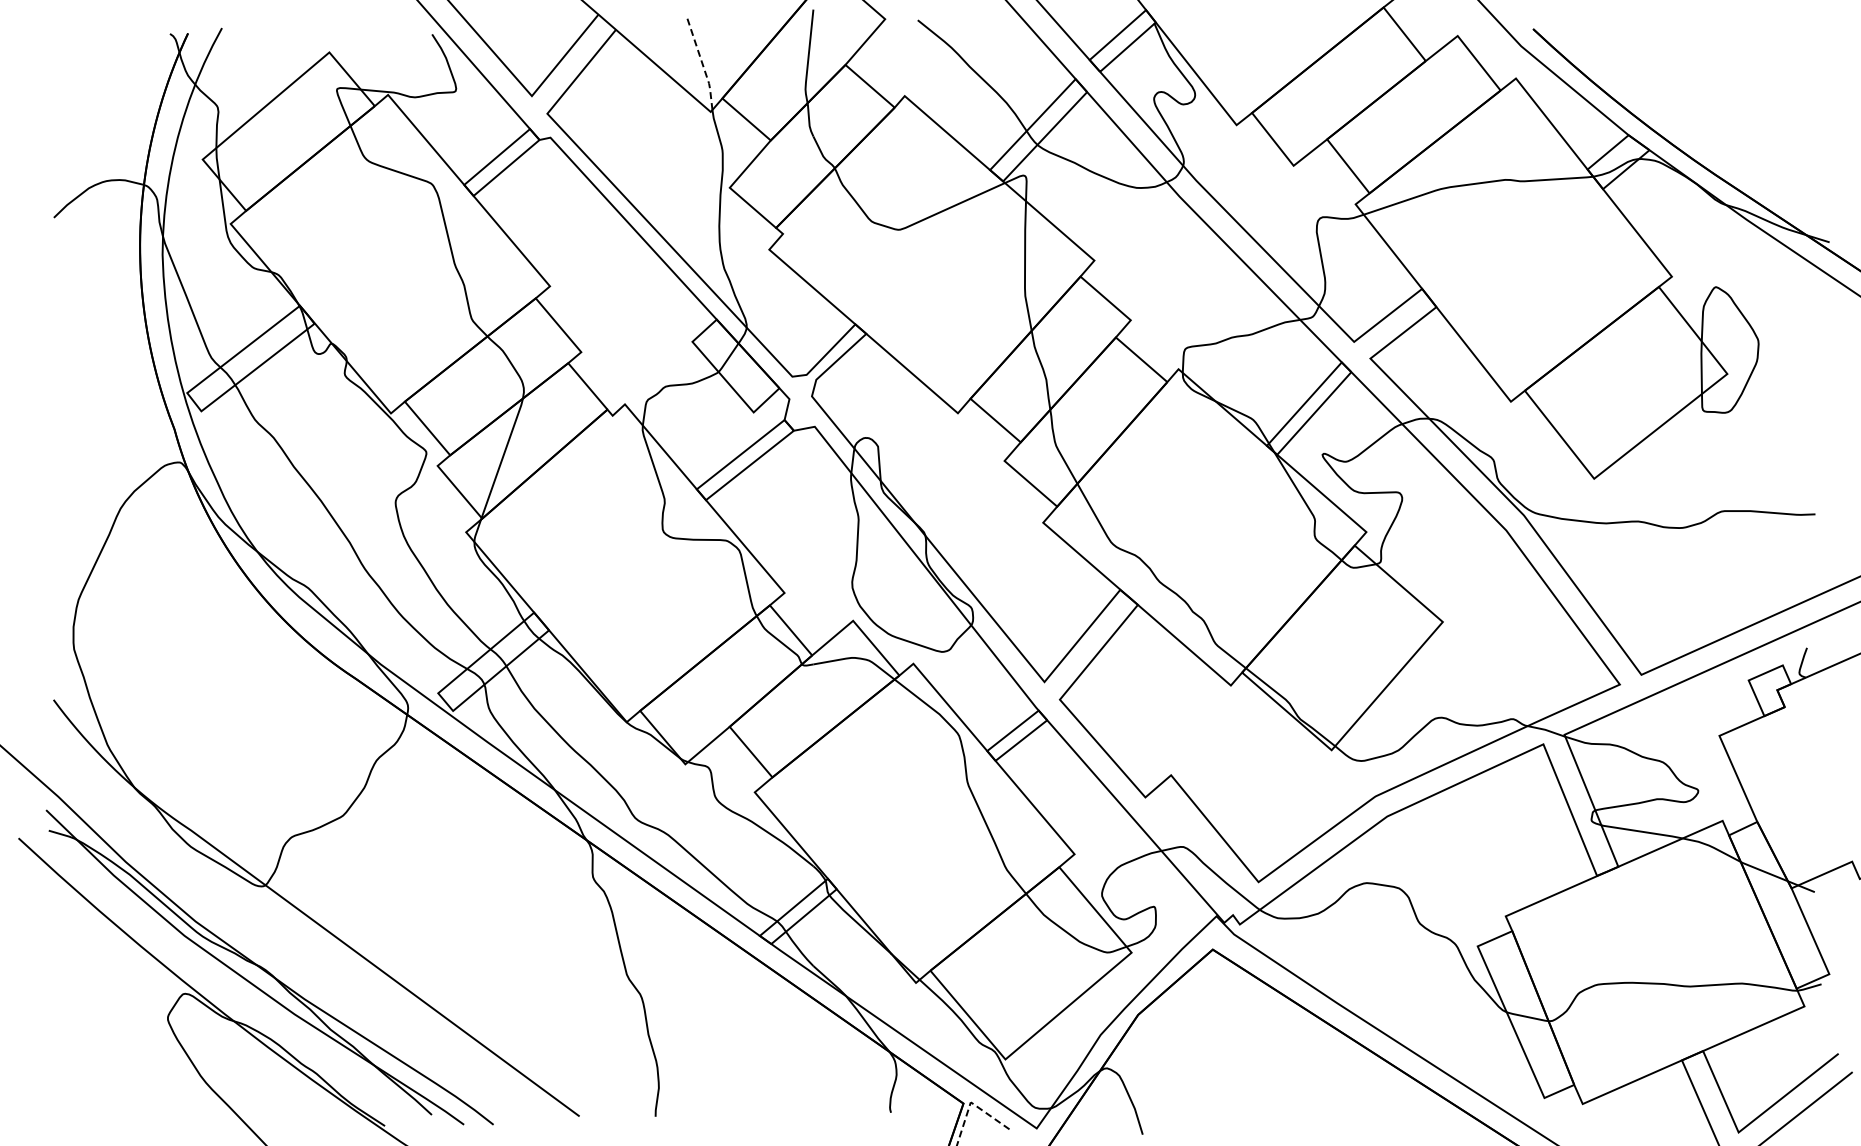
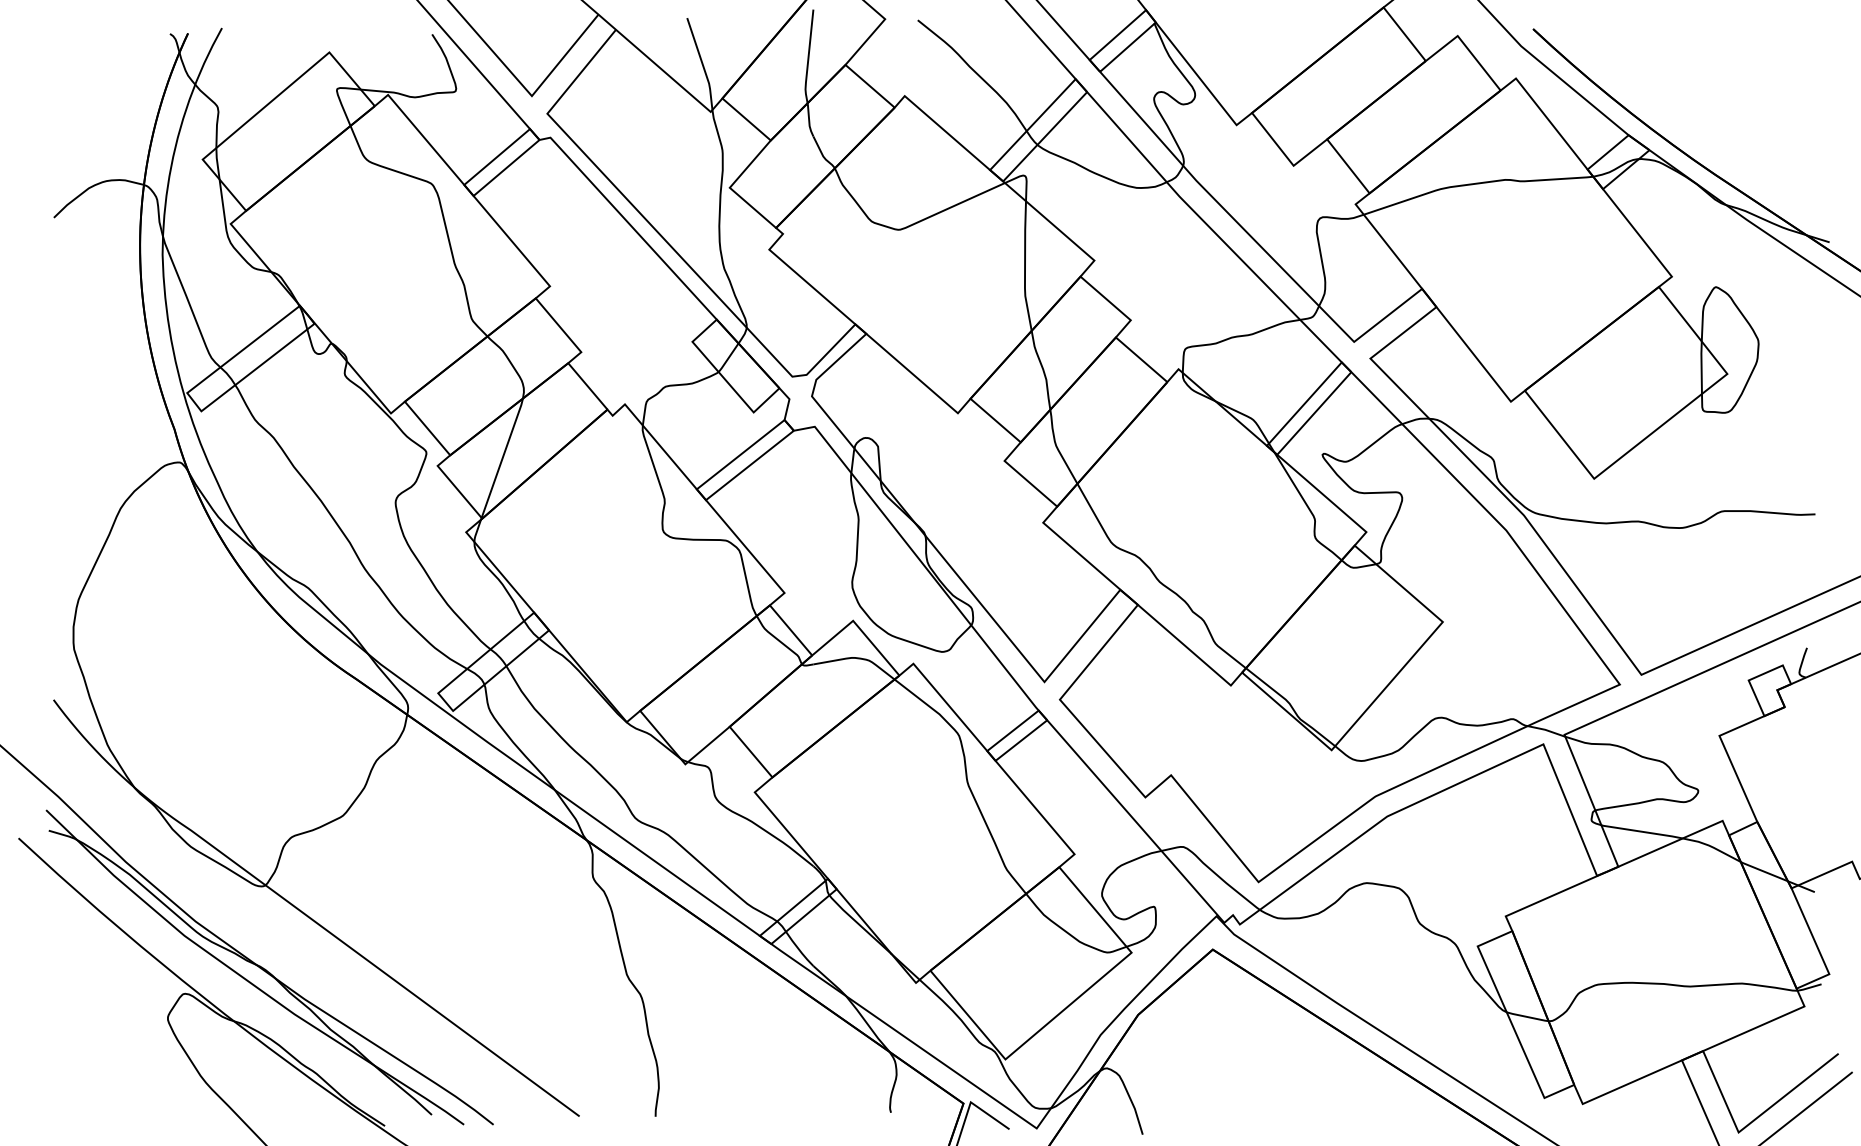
line: dashed -> solid (702, 64)
line: dashed -> solid (970, 1102)
